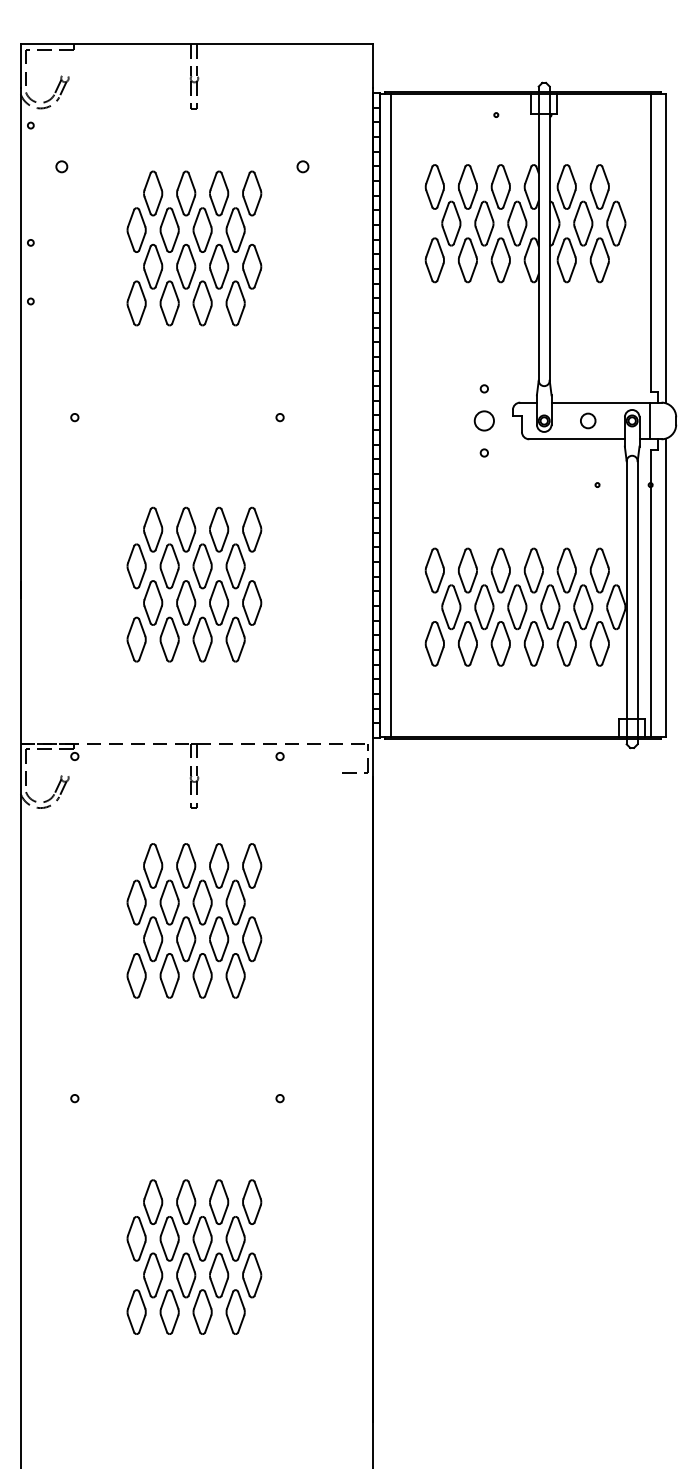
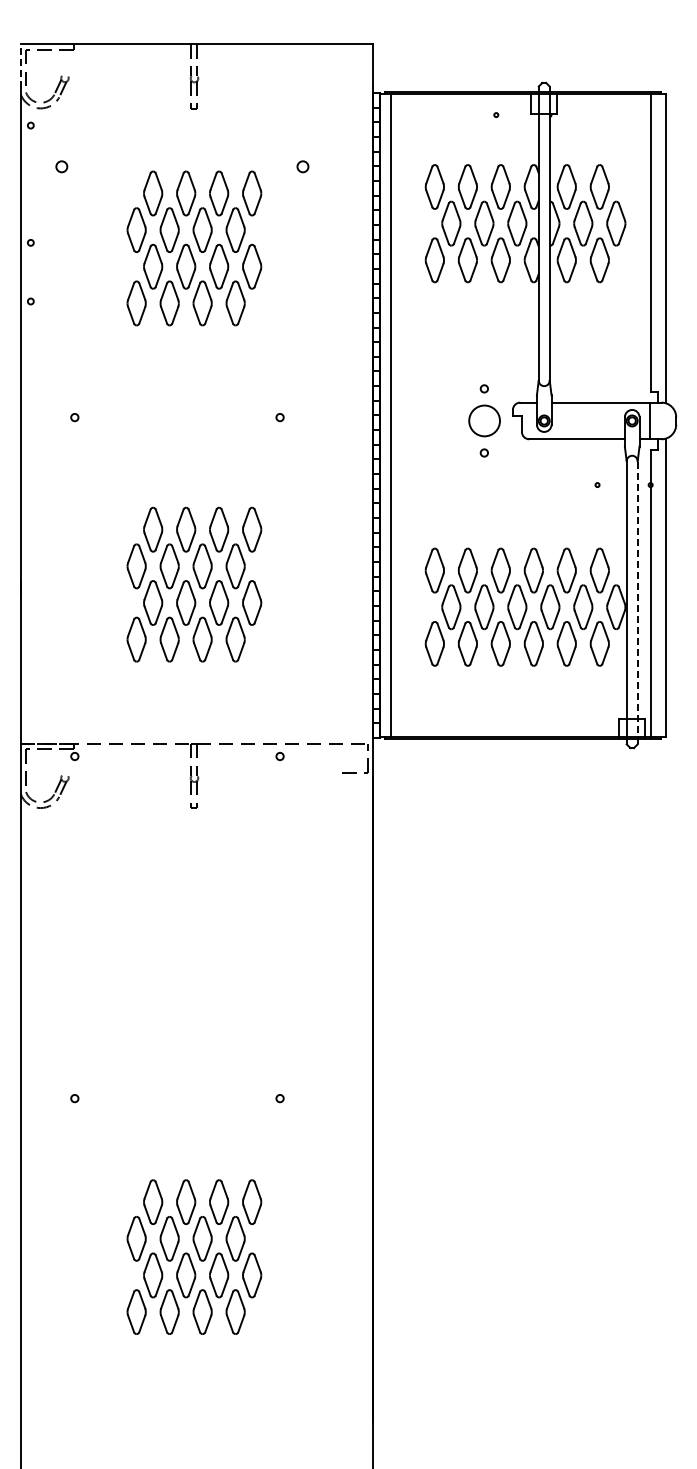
line: solid -> dashed (20, 66)
circle size: 22x22 px -> 33x34 px (484, 420)
circle: present -> none (588, 420)
line: solid -> dashed (637, 602)
part: present -> none (194, 920)
